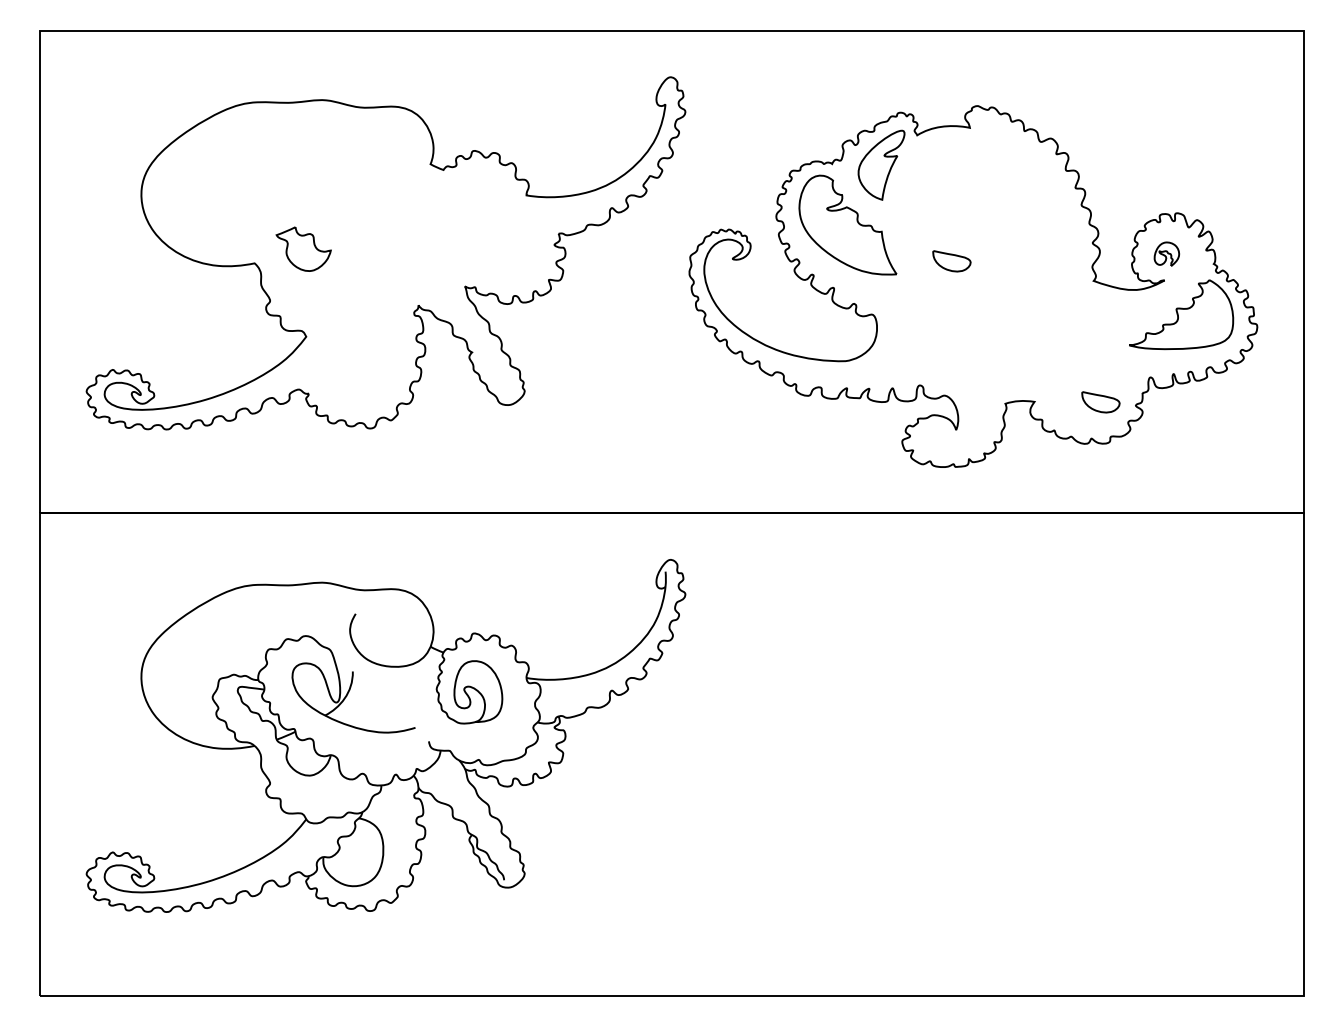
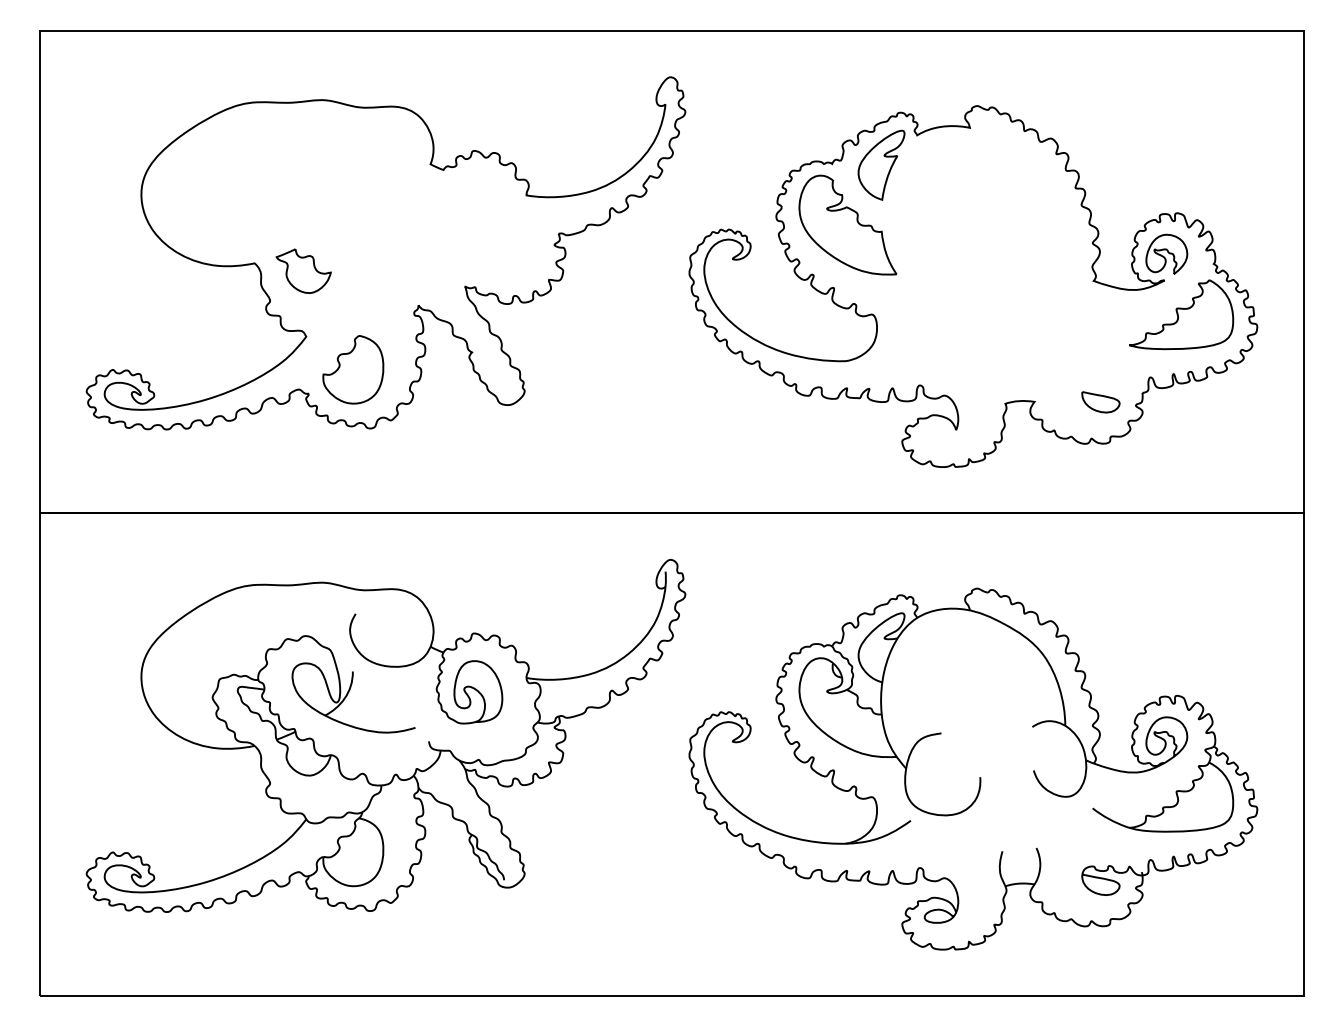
part position: (303, 248) -> (303, 270) (303, 270)
part size: 28x26 px -> 44x42 px (1166, 253)
part: present -> none (951, 261)
part: none -> present (353, 369)
part: none -> present (973, 768)
